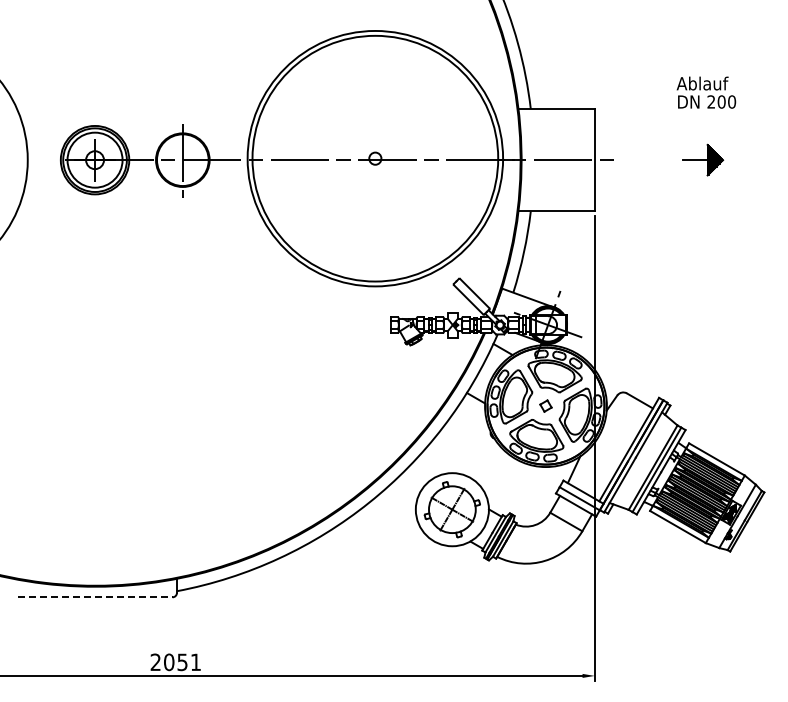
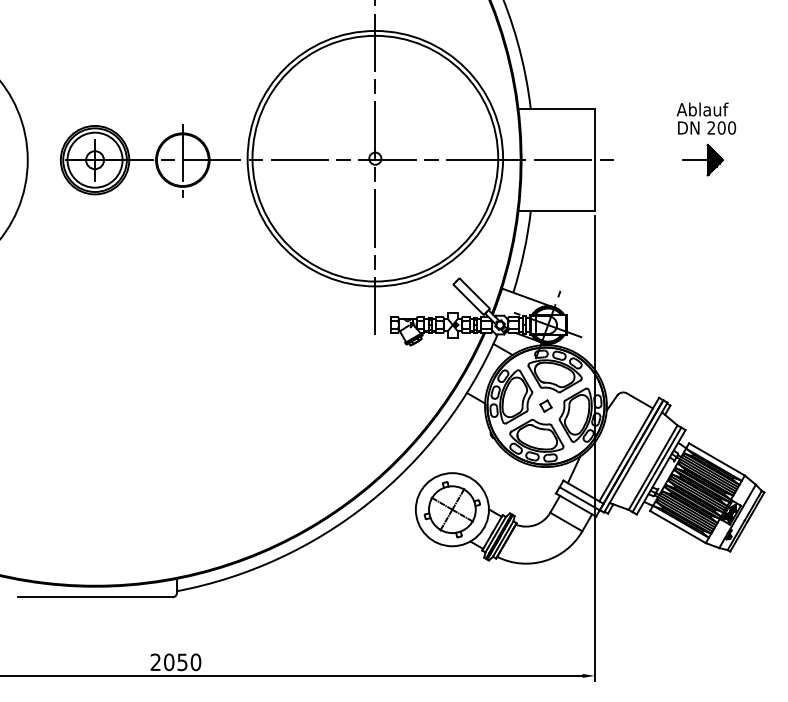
text position: (706, 92) -> (706, 118) (706, 118)
line: none -> present (375, 168)
line: dashed -> solid (95, 597)
text: 2051 -> 2050 (195, 662)
